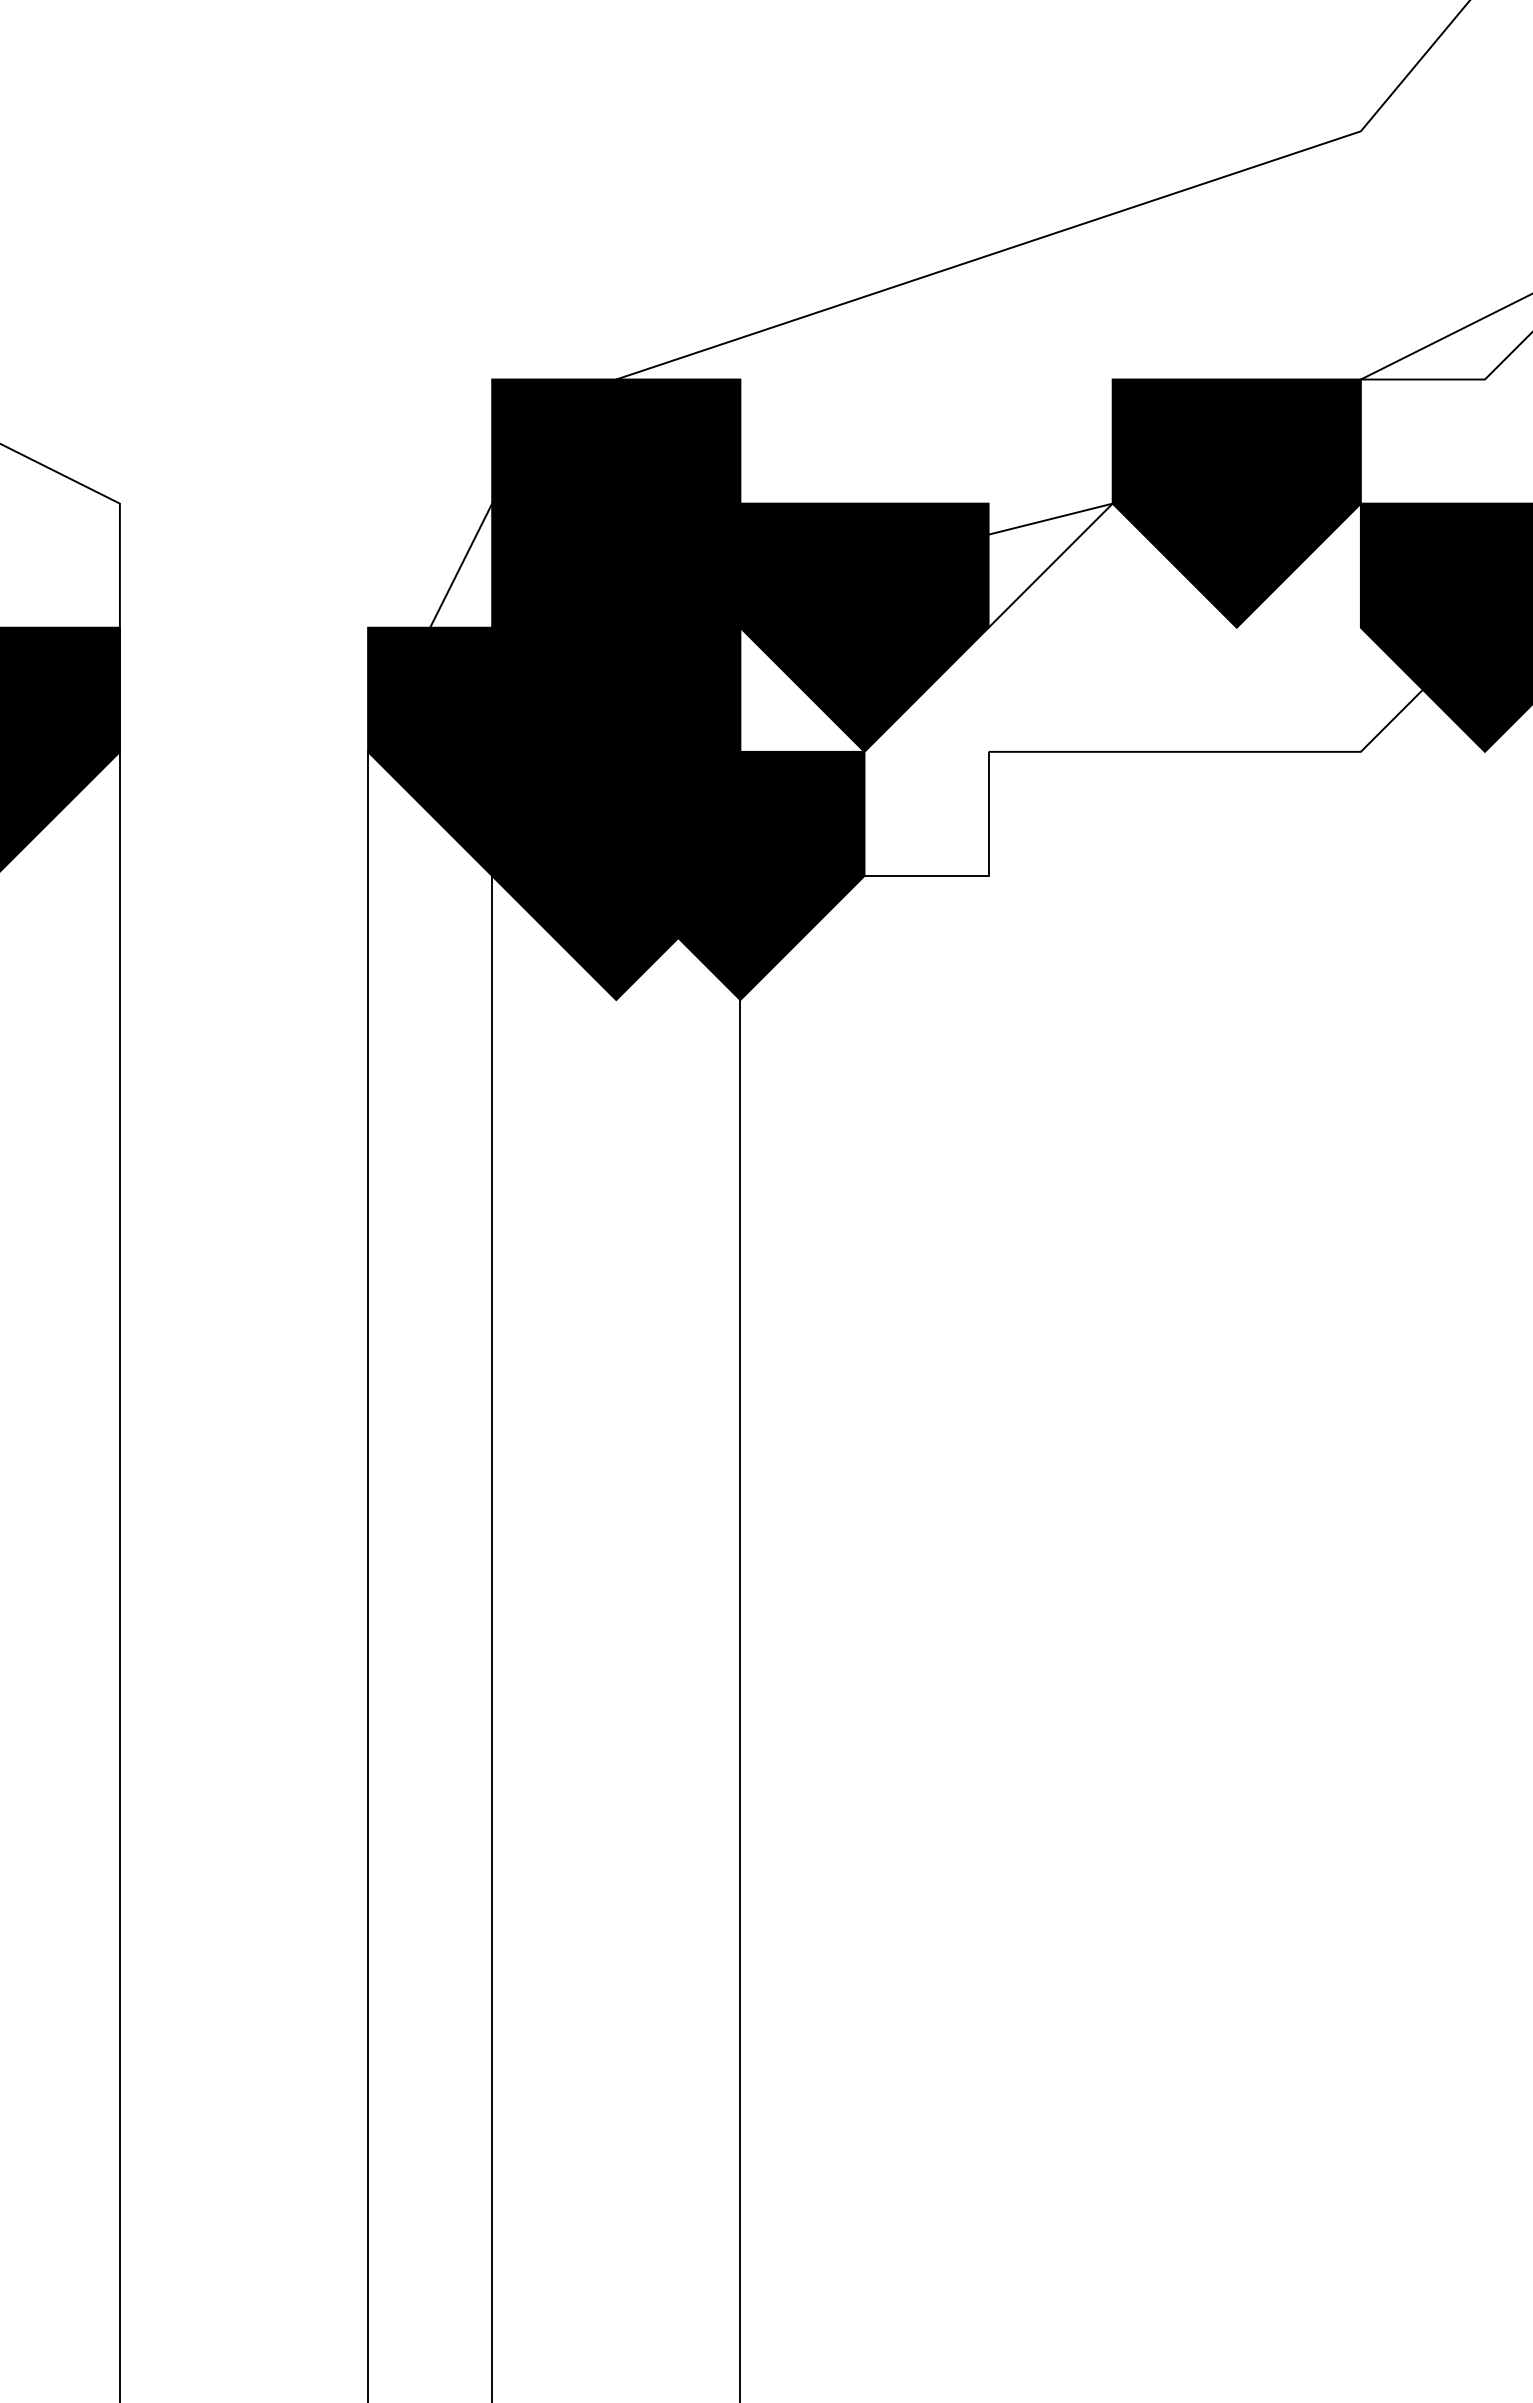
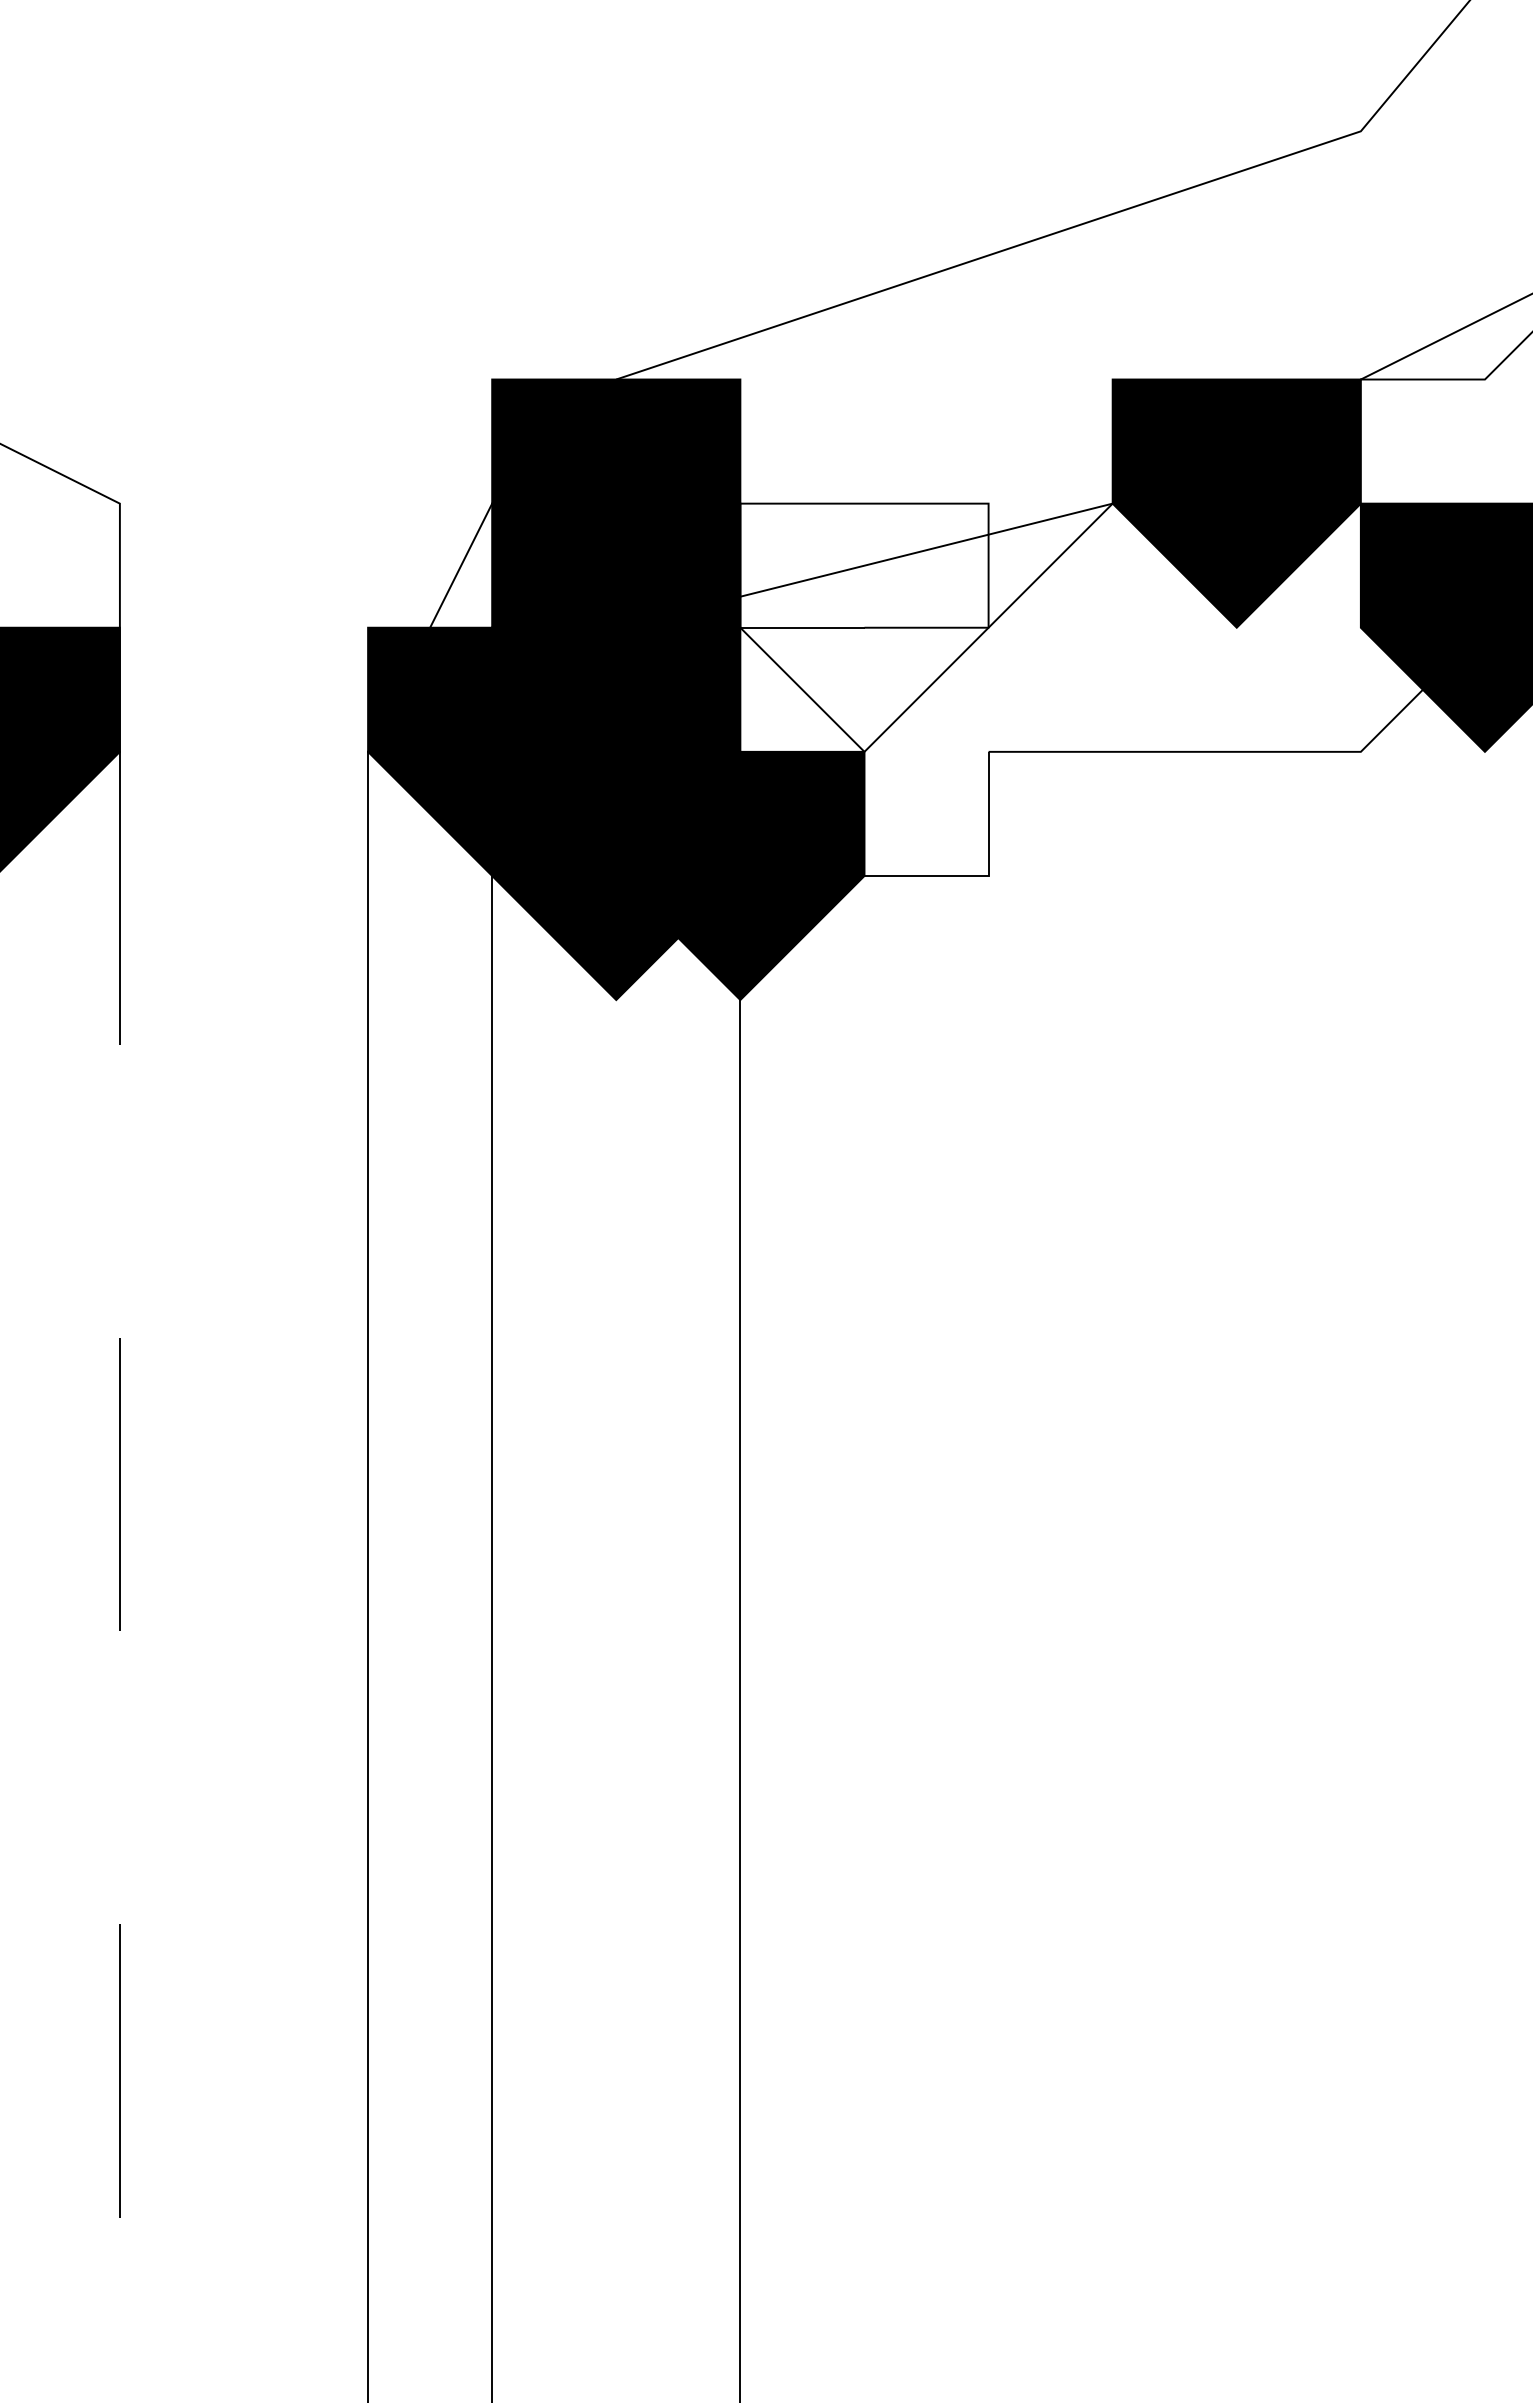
fill: present -> none (864, 627)
line: solid -> dashed (119, 1577)
